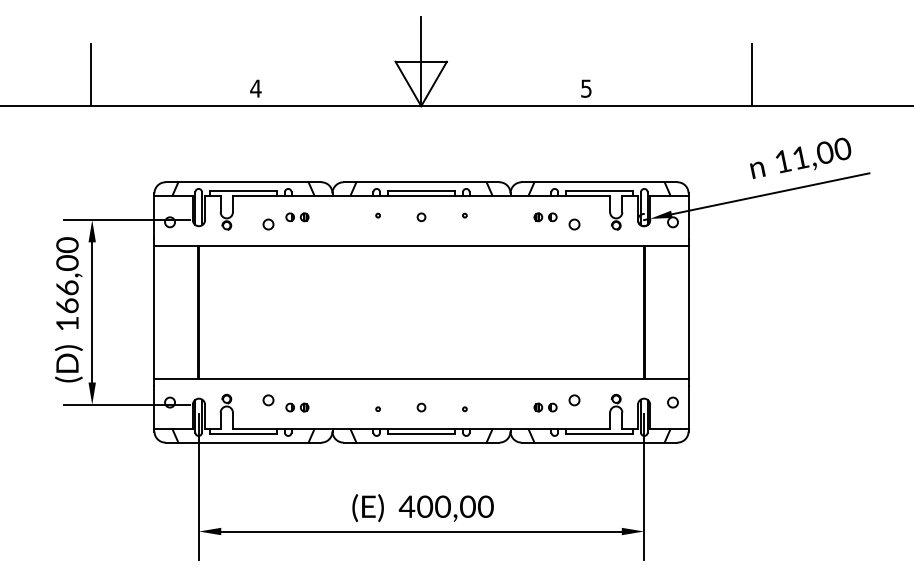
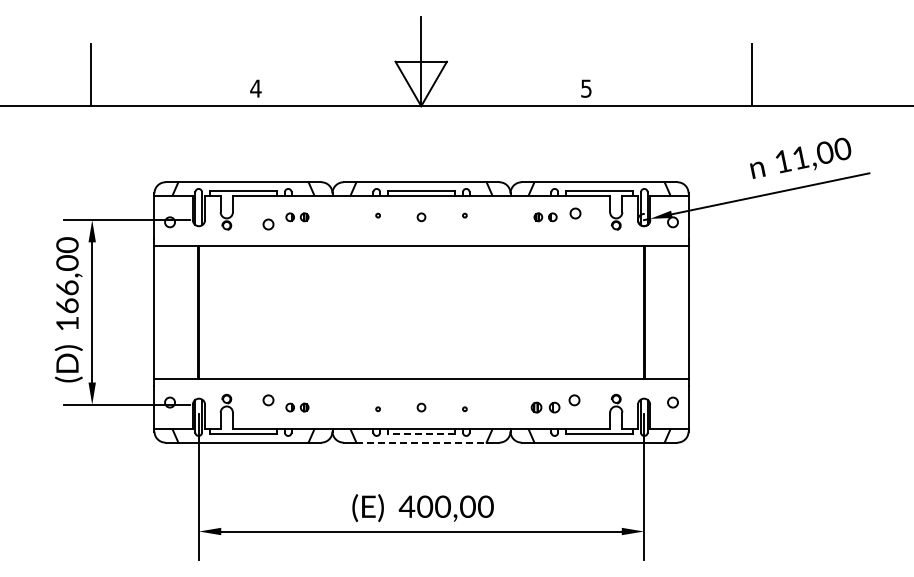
circle position: (574, 224) -> (575, 213) (575, 213)
part size: 25x11 px -> 31x13 px (545, 407)
line: solid -> dashed (421, 433)
line: solid -> dashed (422, 442)
